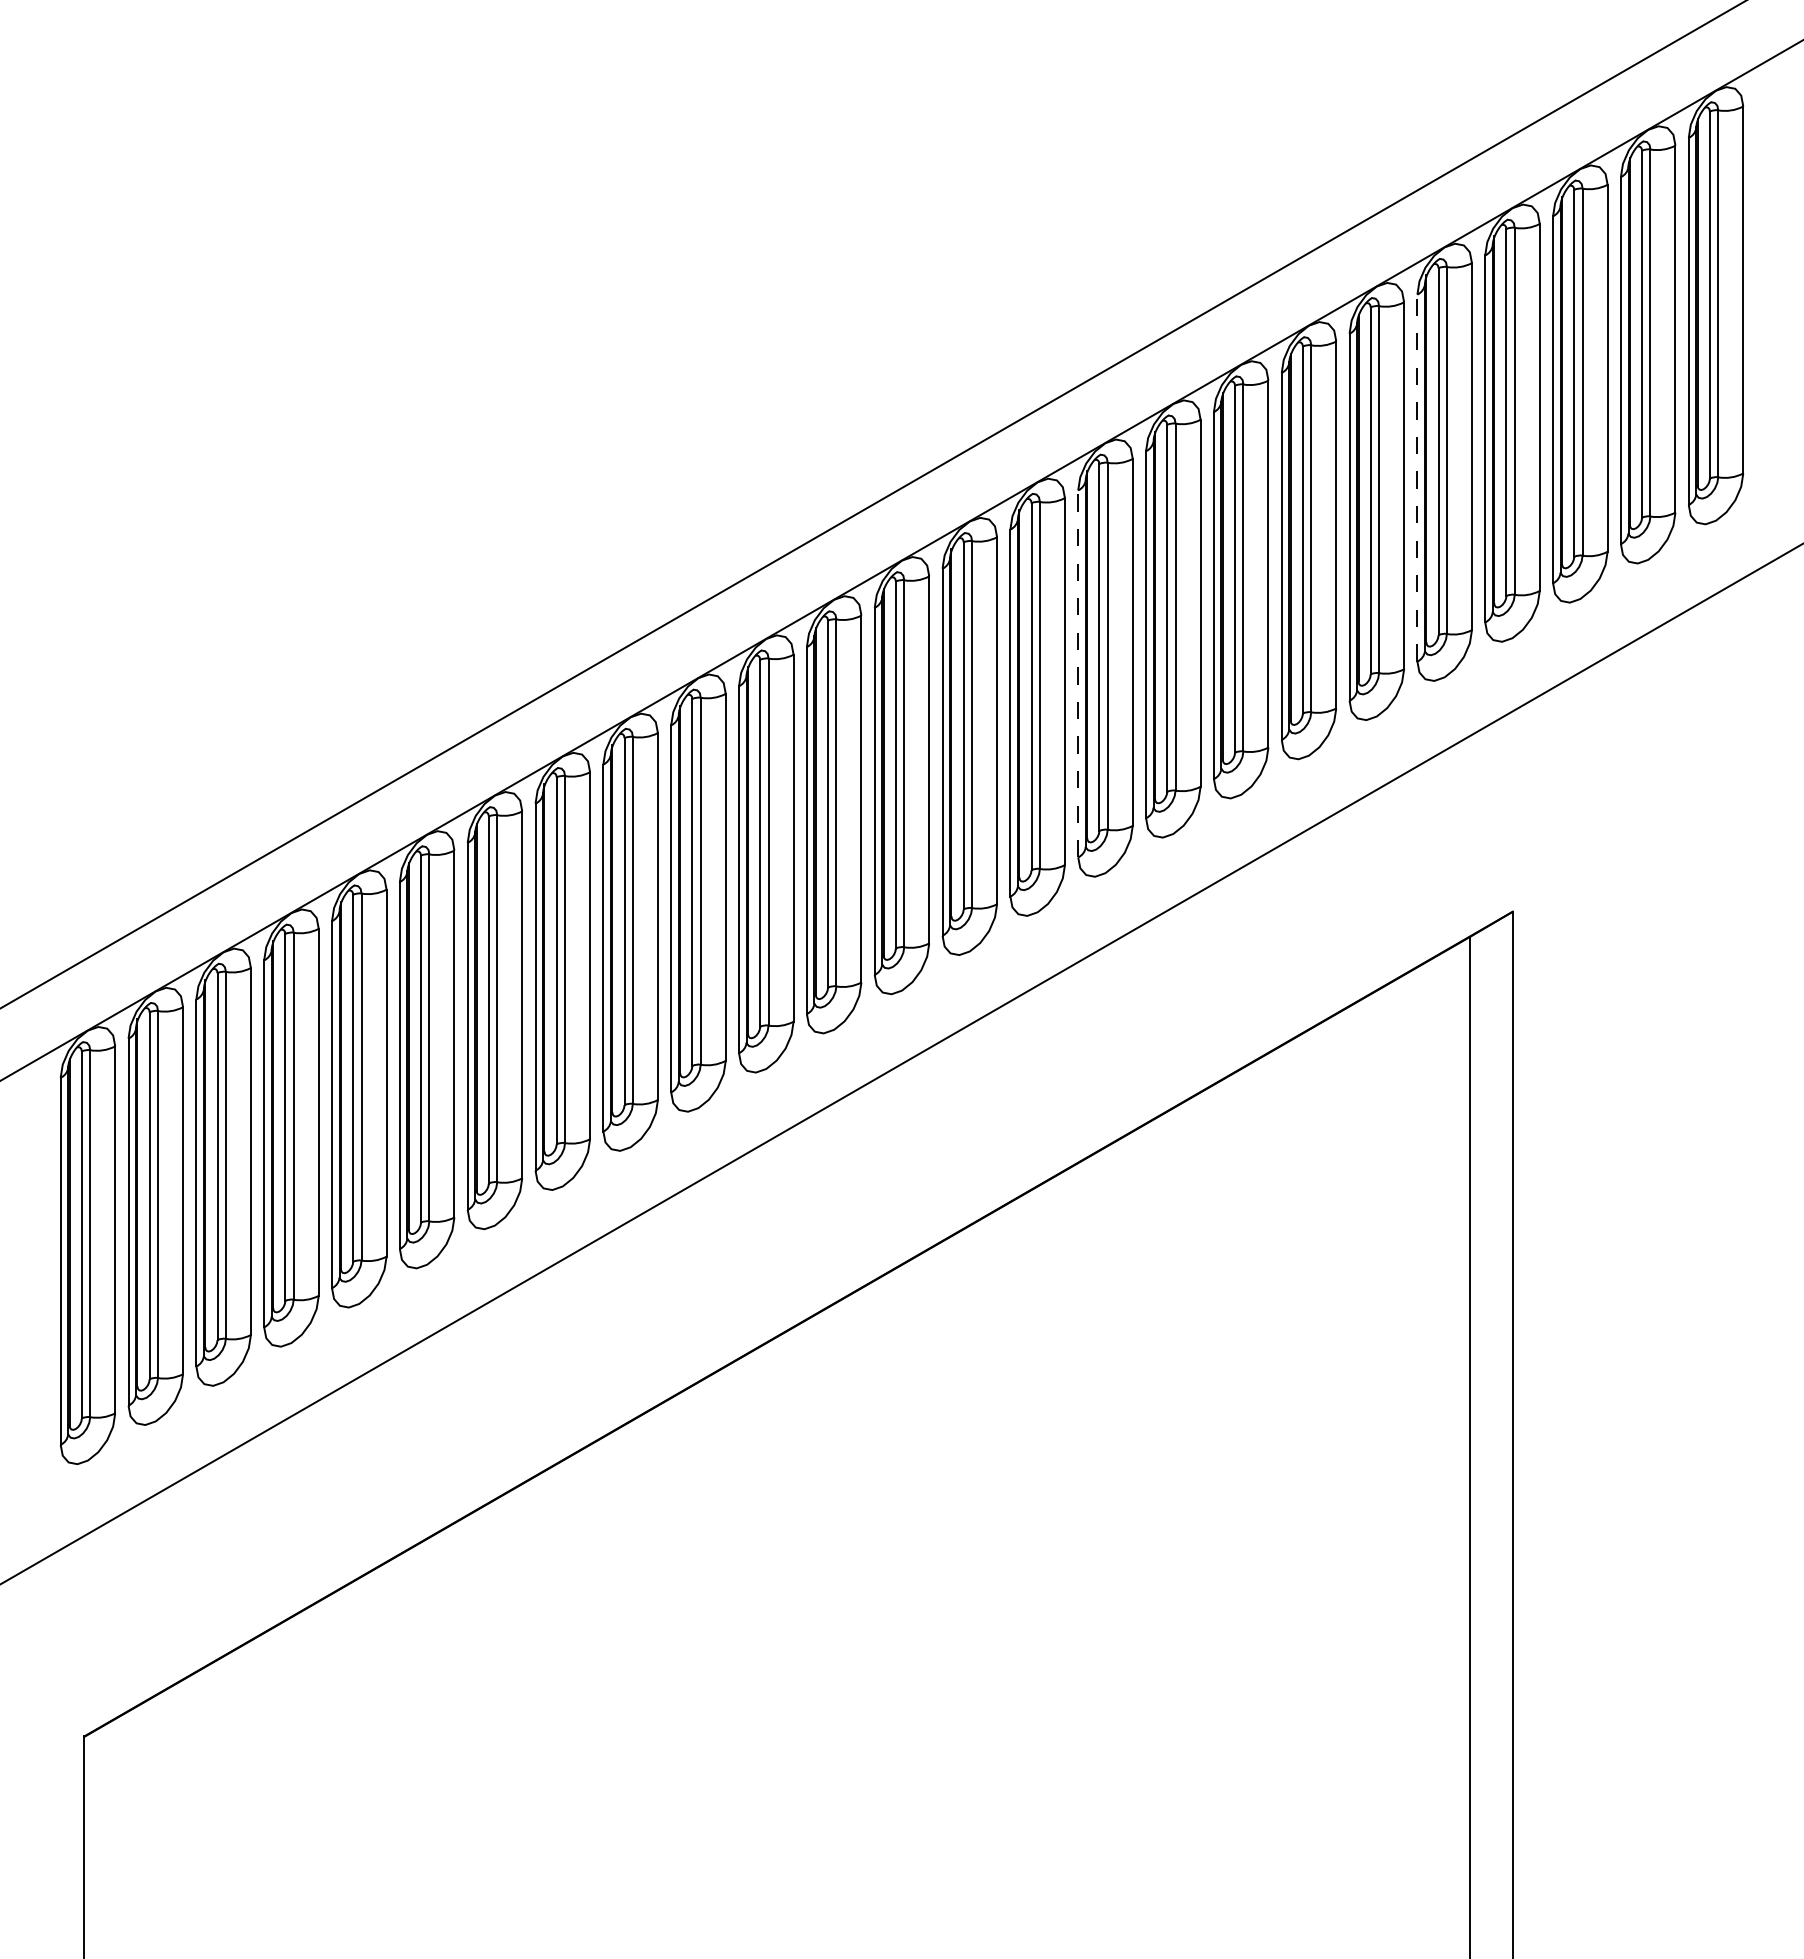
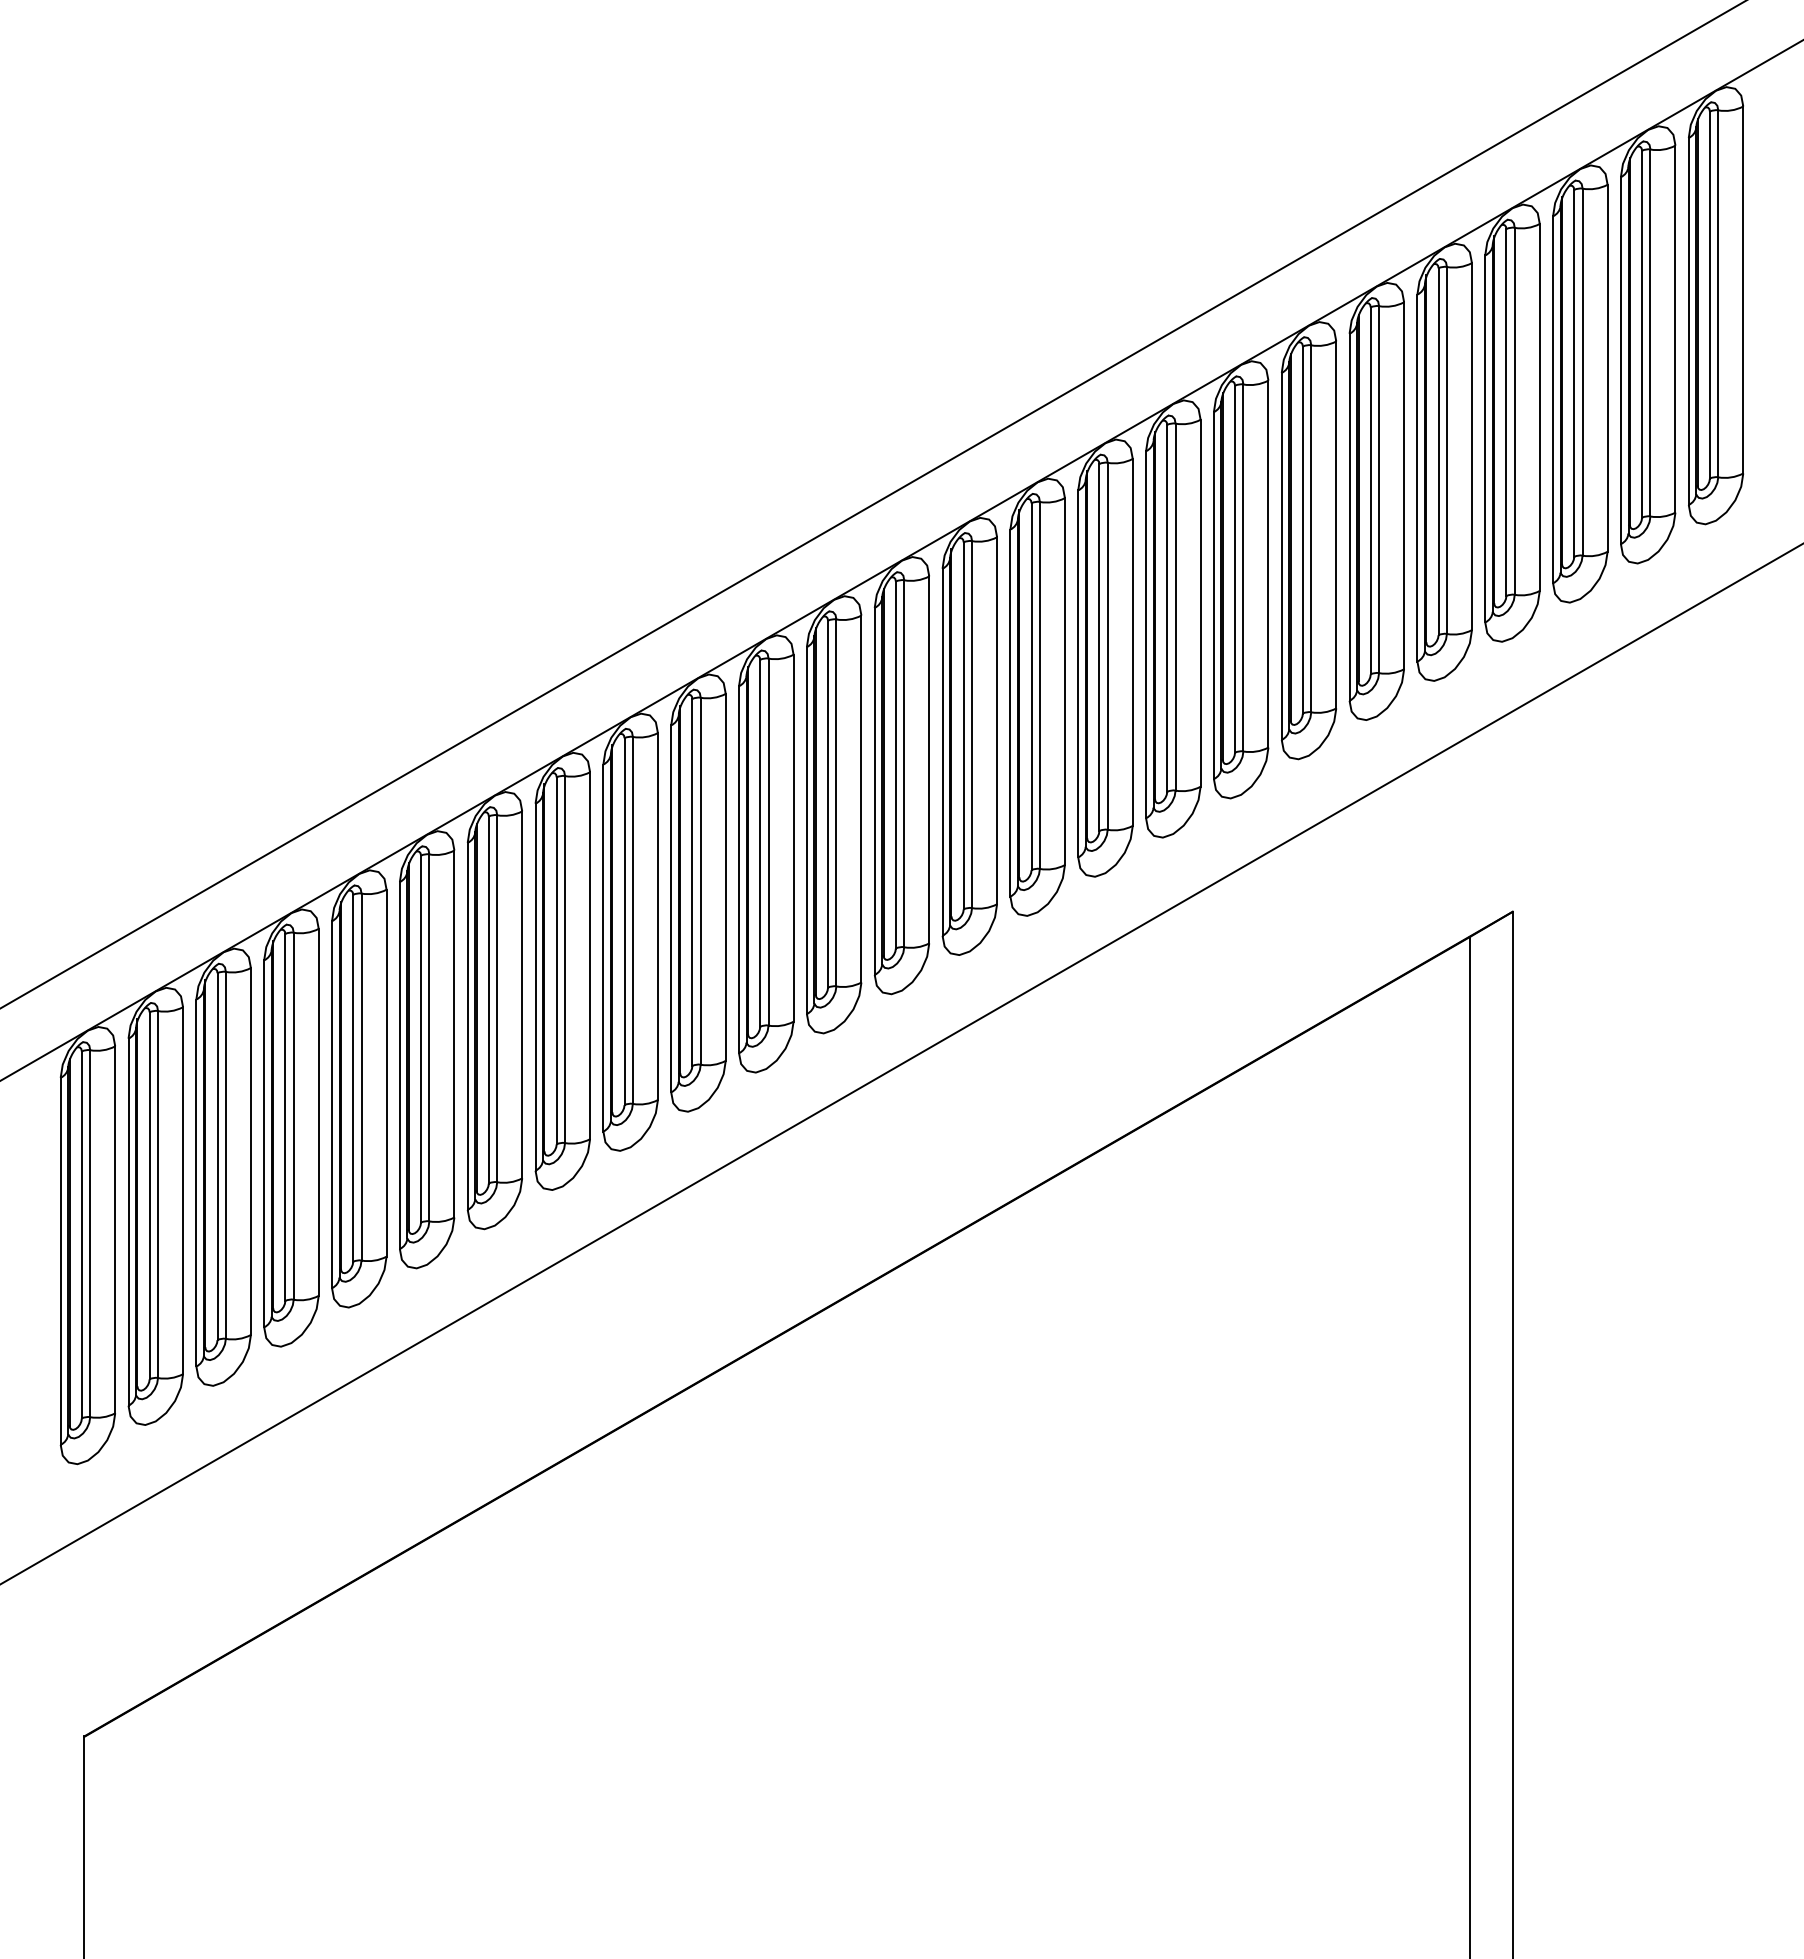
line: dashed -> solid (1417, 477)
line: dashed -> solid (1078, 673)
